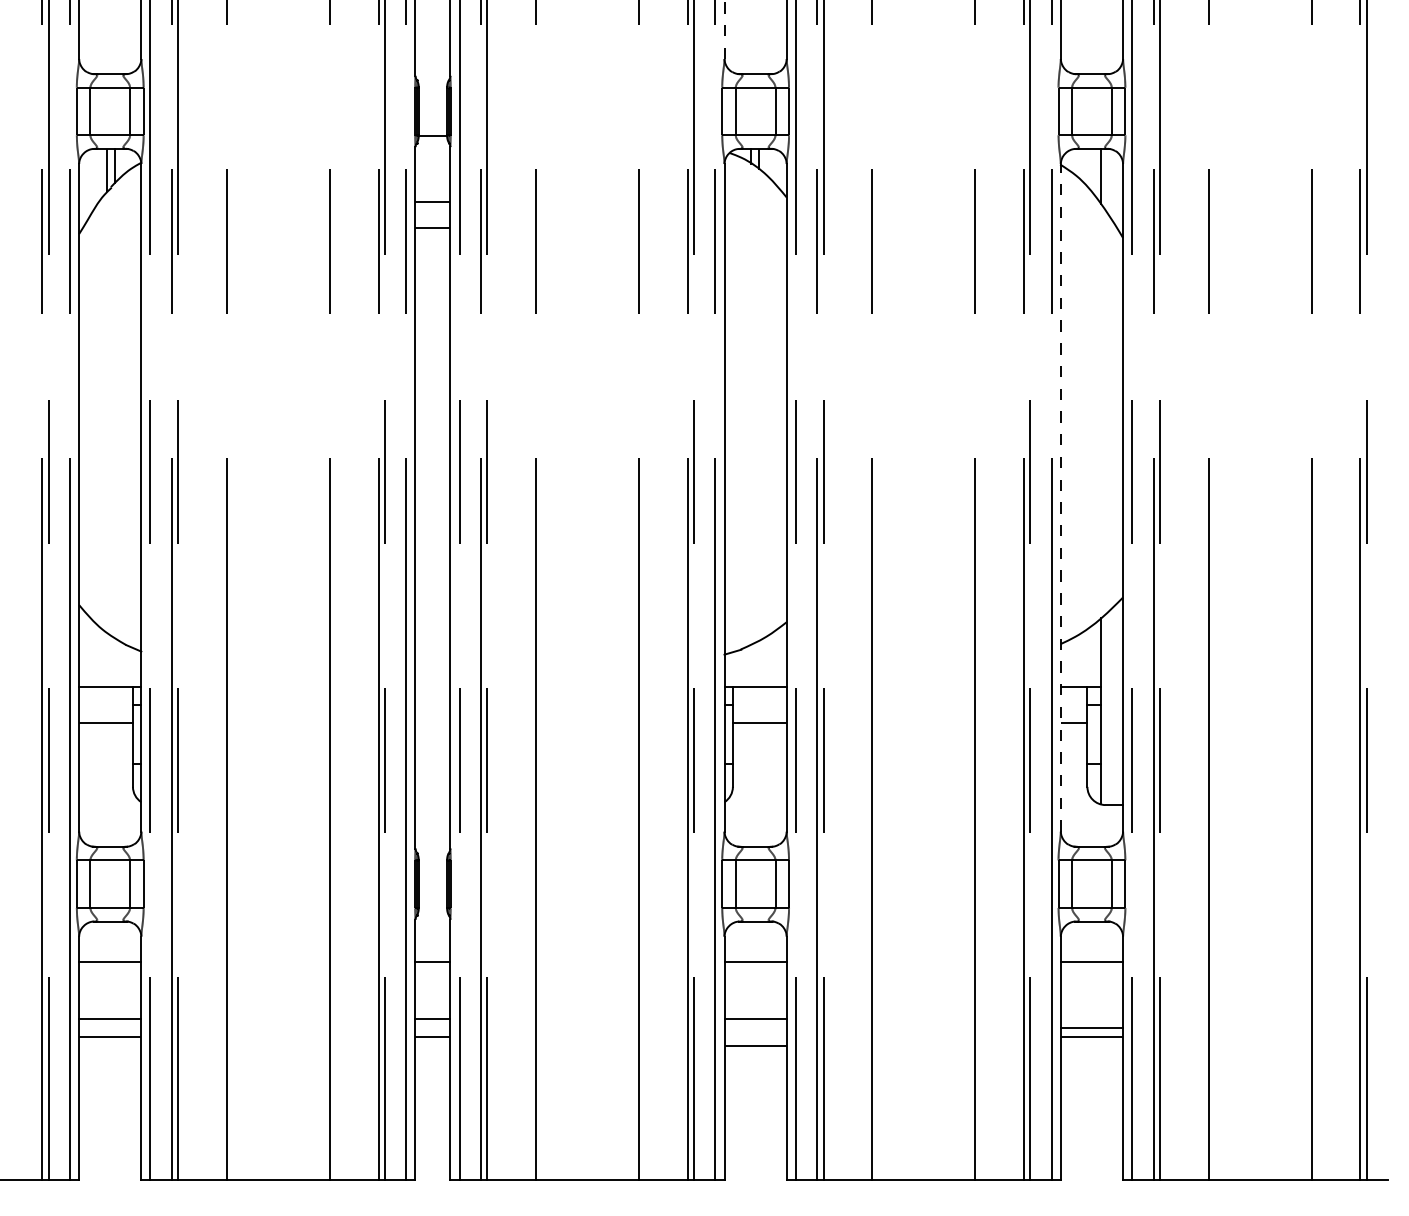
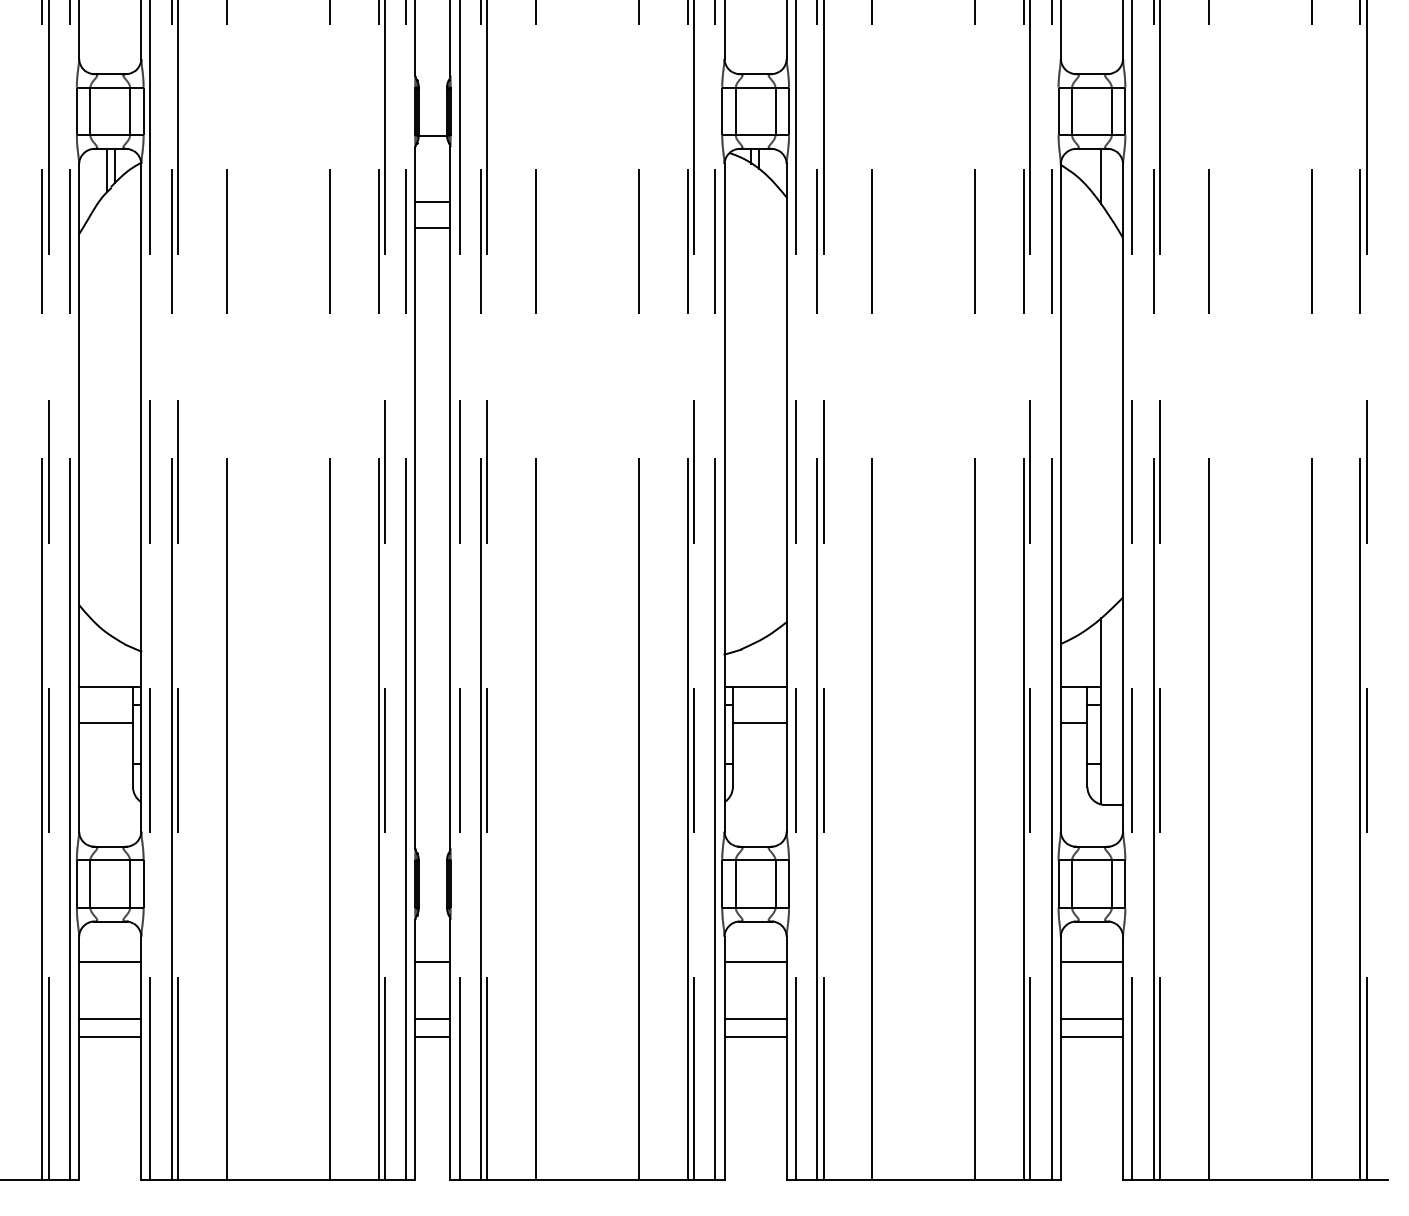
line: dashed -> solid (724, 29)
line: dashed -> solid (1060, 497)
line position: (1091, 1027) -> (1091, 1018) (1091, 1018)
line position: (755, 1045) -> (755, 1036) (755, 1036)
